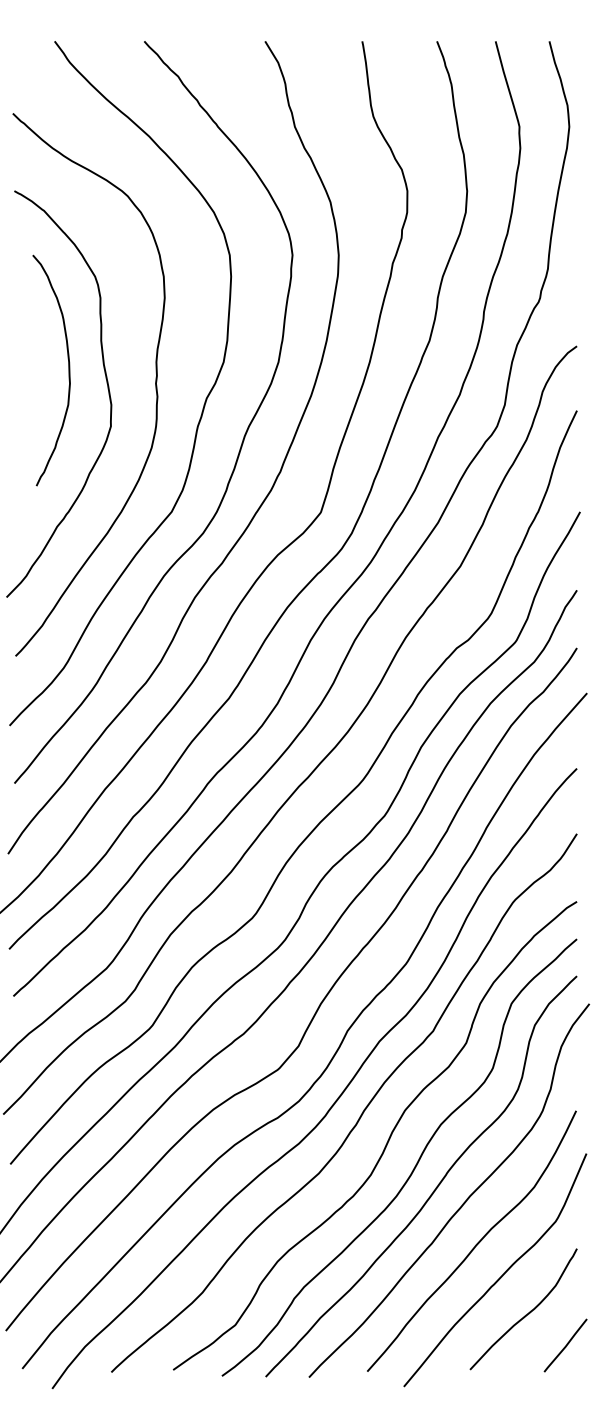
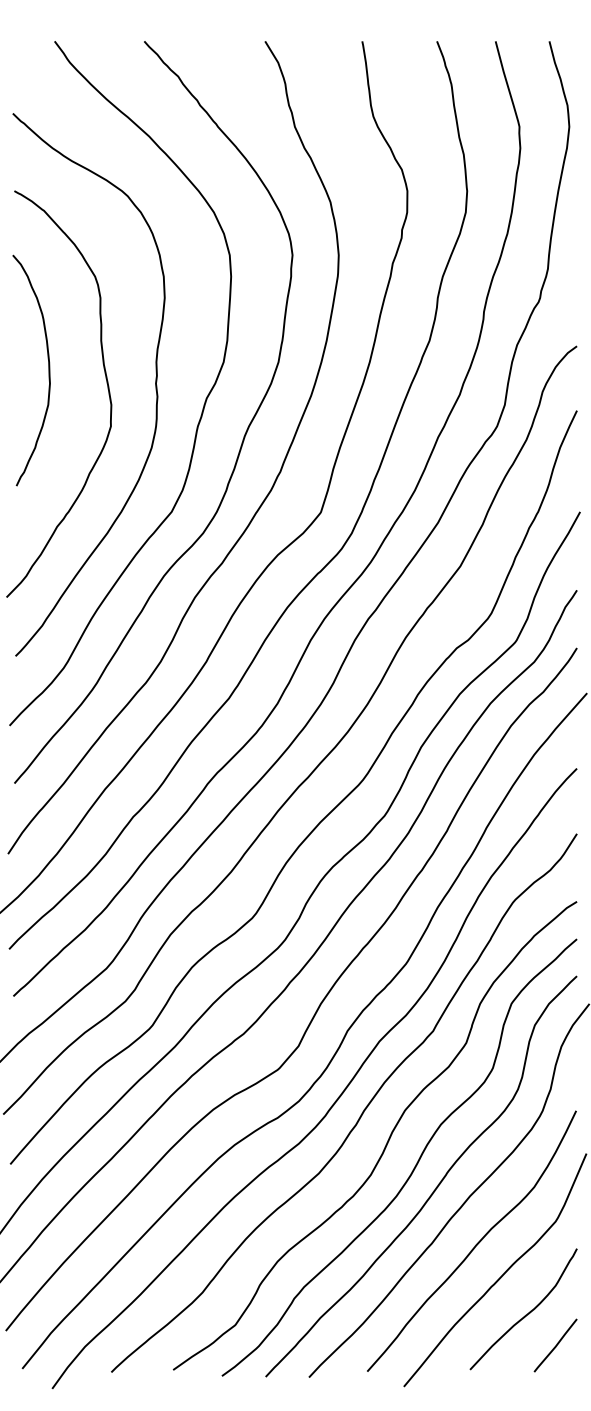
curve position: (68, 370) -> (48, 370) (48, 370)
line position: (565, 1345) -> (555, 1345) (555, 1345)
